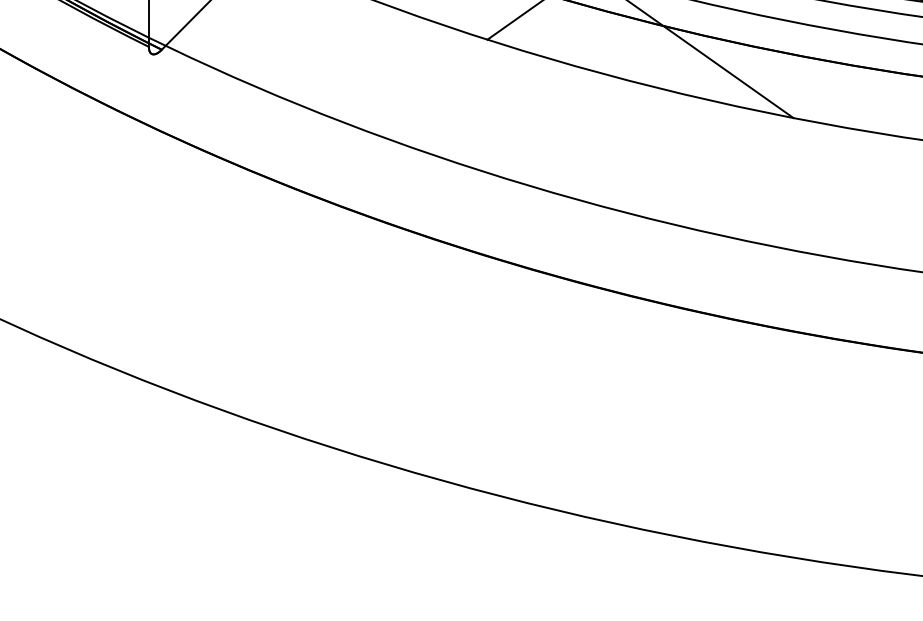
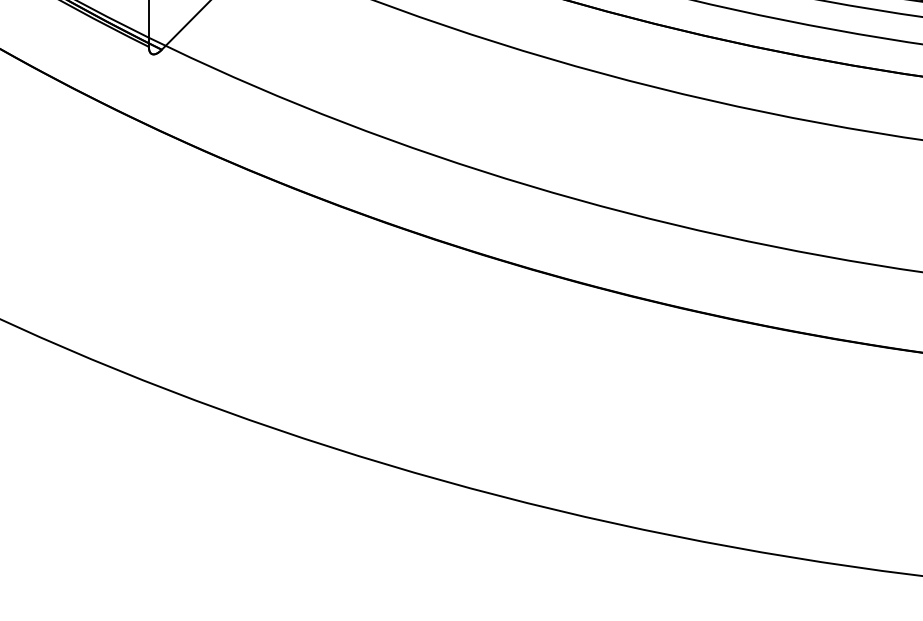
line: present -> none (513, 20)
line: present -> none (711, 60)
